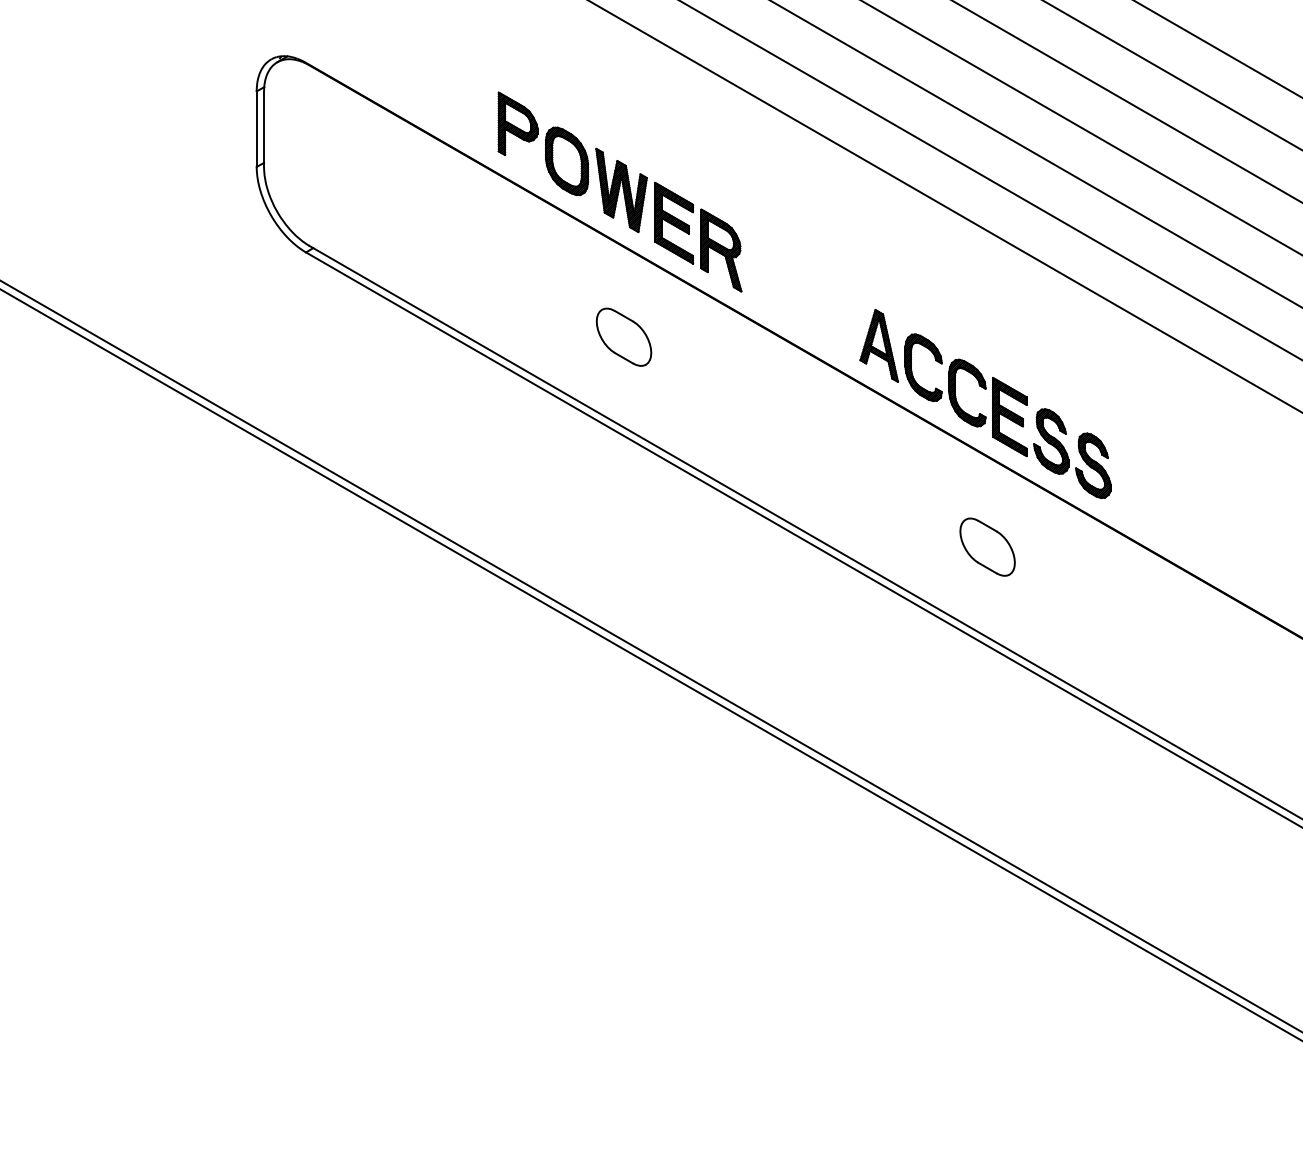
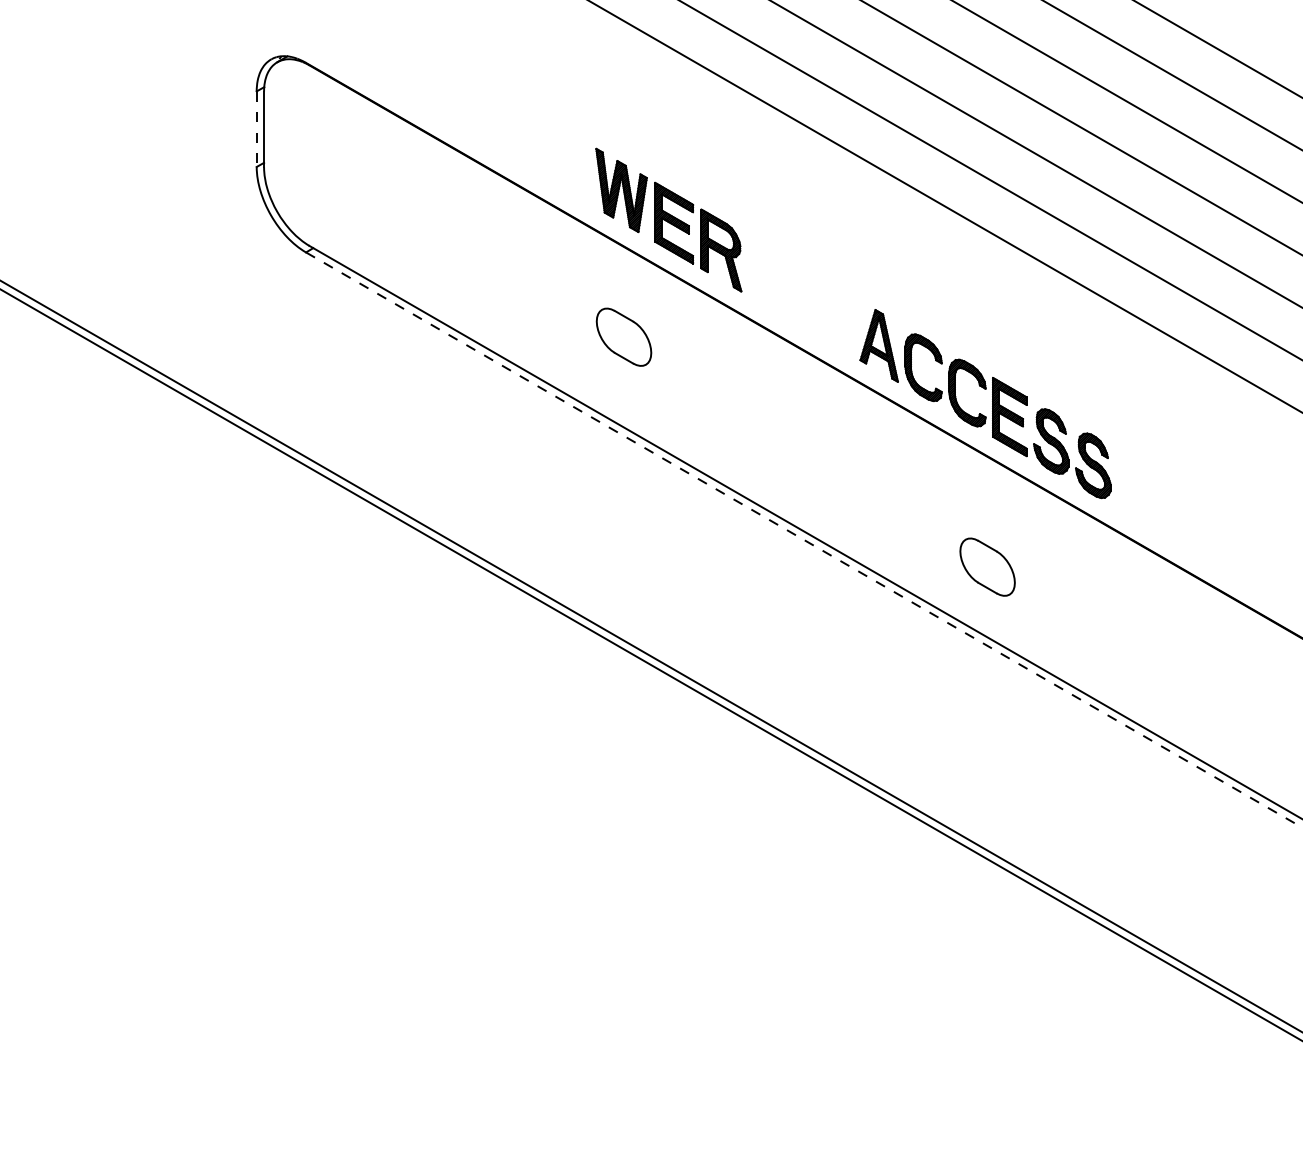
line: solid -> dashed (256, 129)
part: present -> none (543, 143)
line: solid -> dashed (804, 540)
part position: (987, 546) -> (987, 566) (987, 566)
